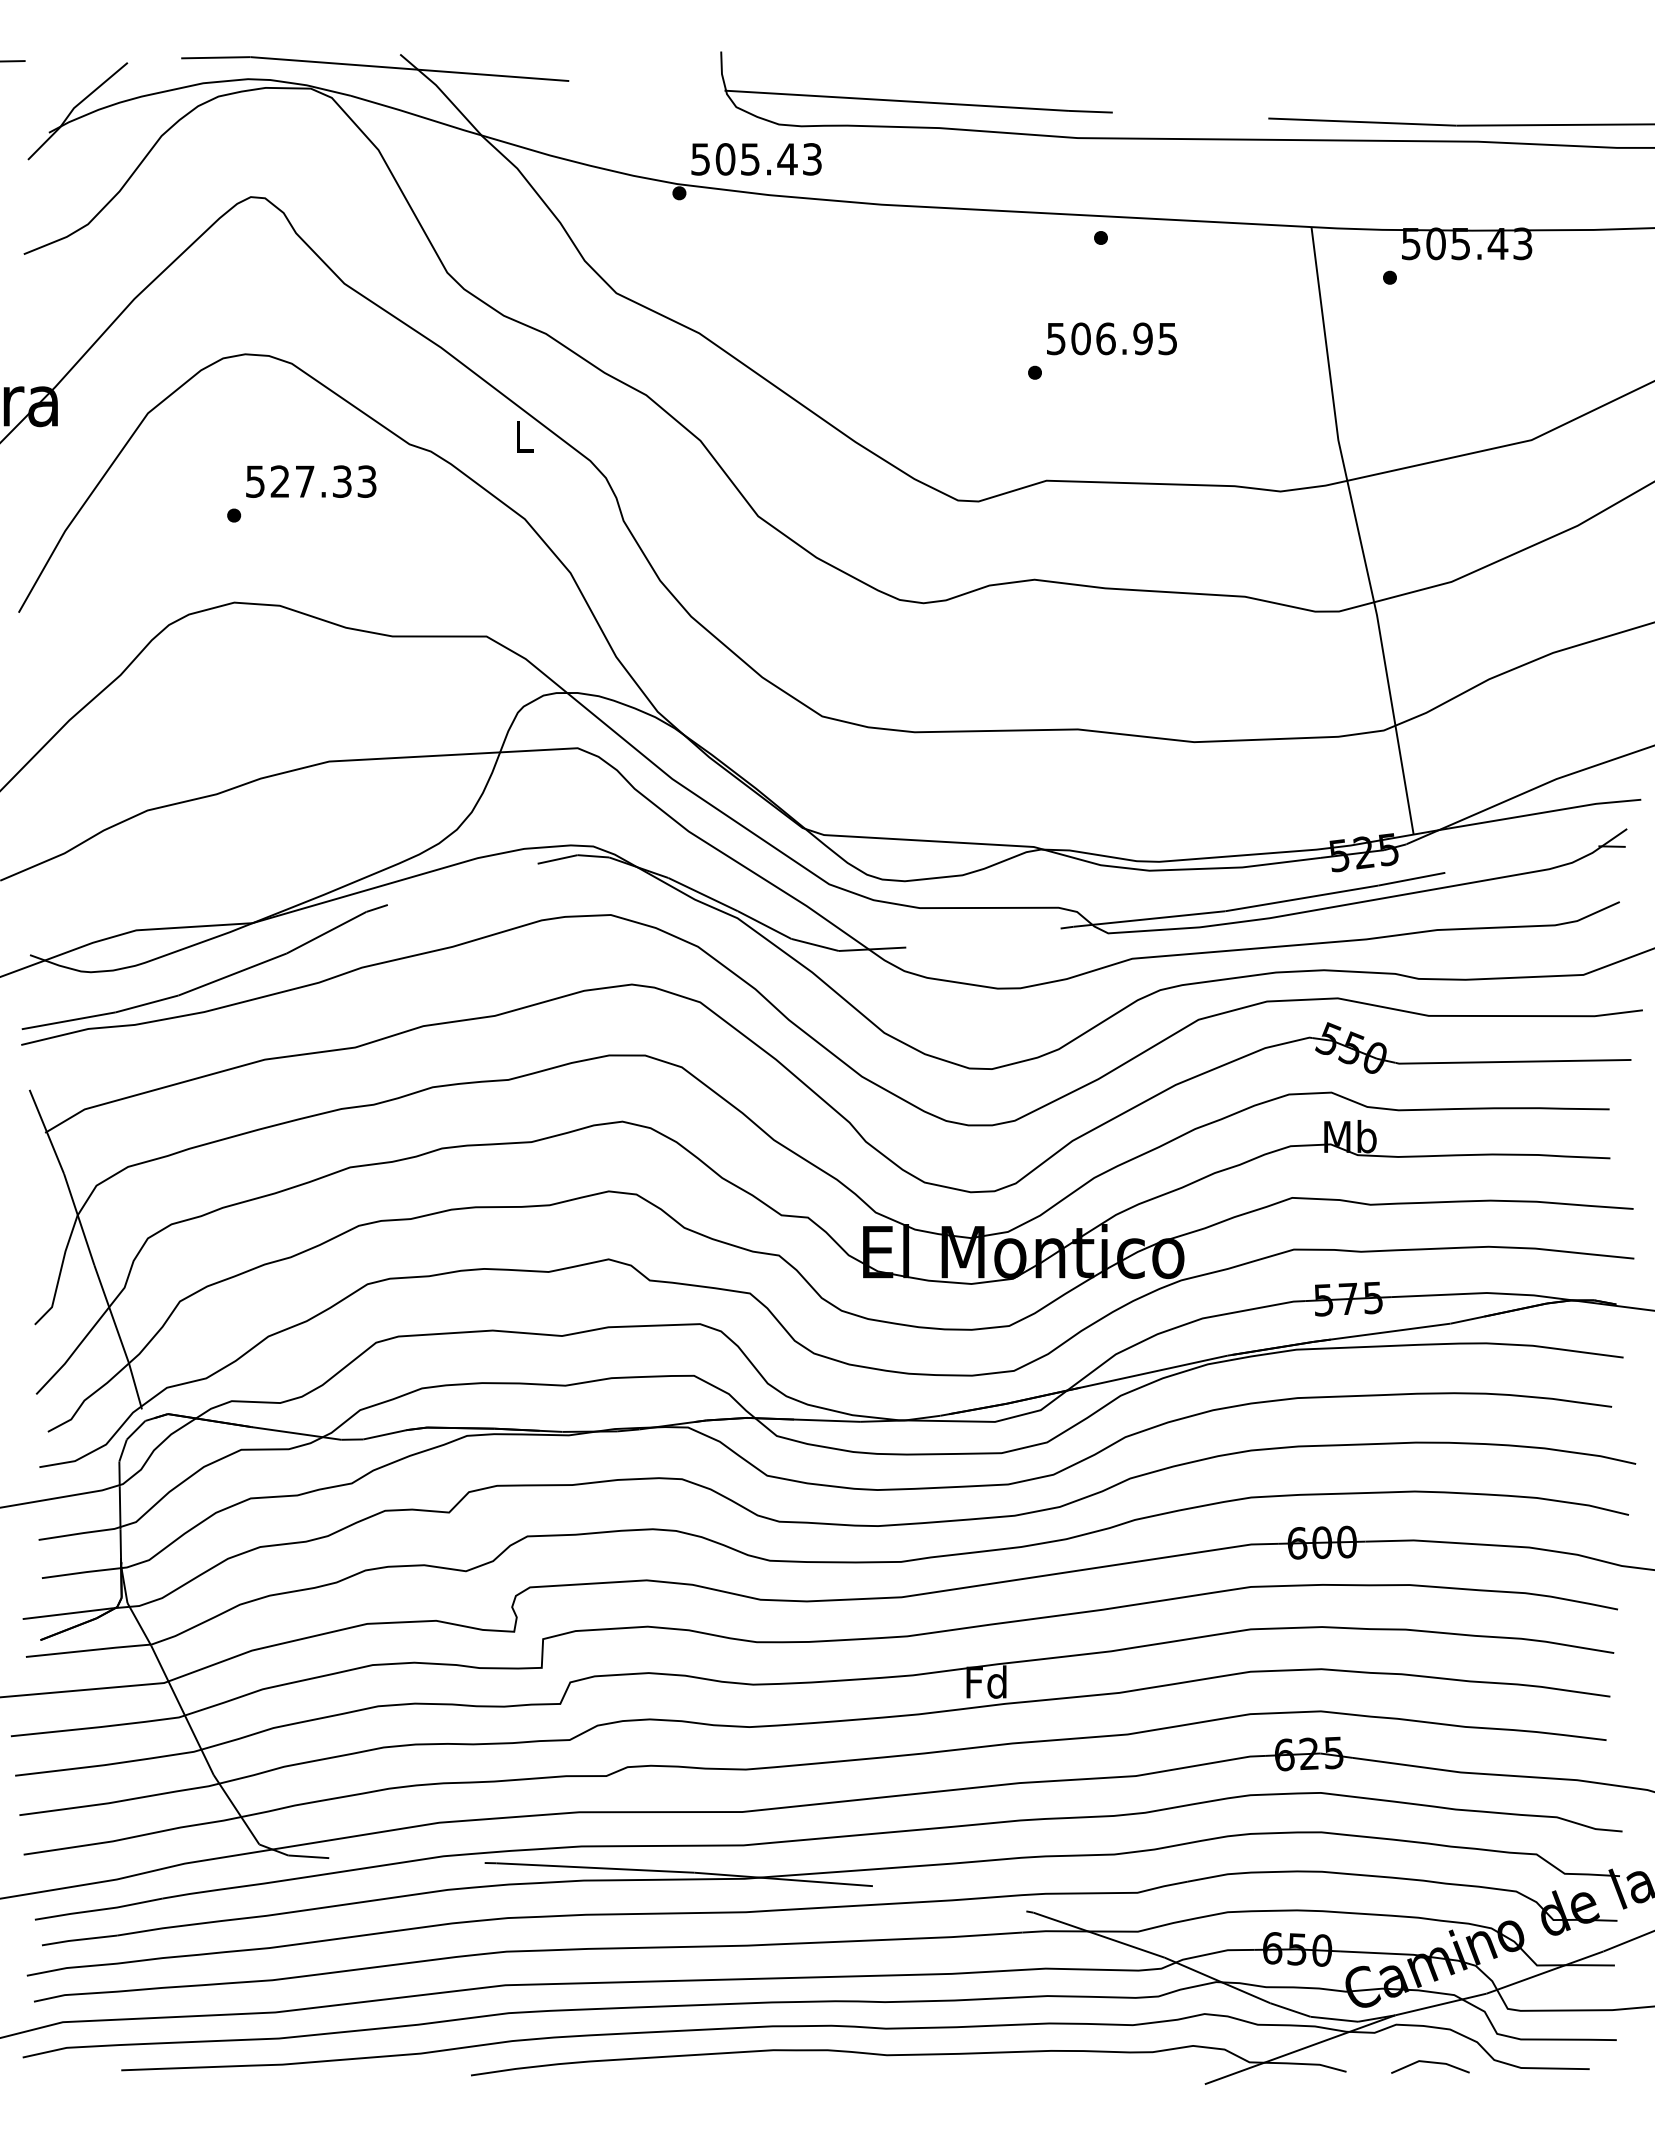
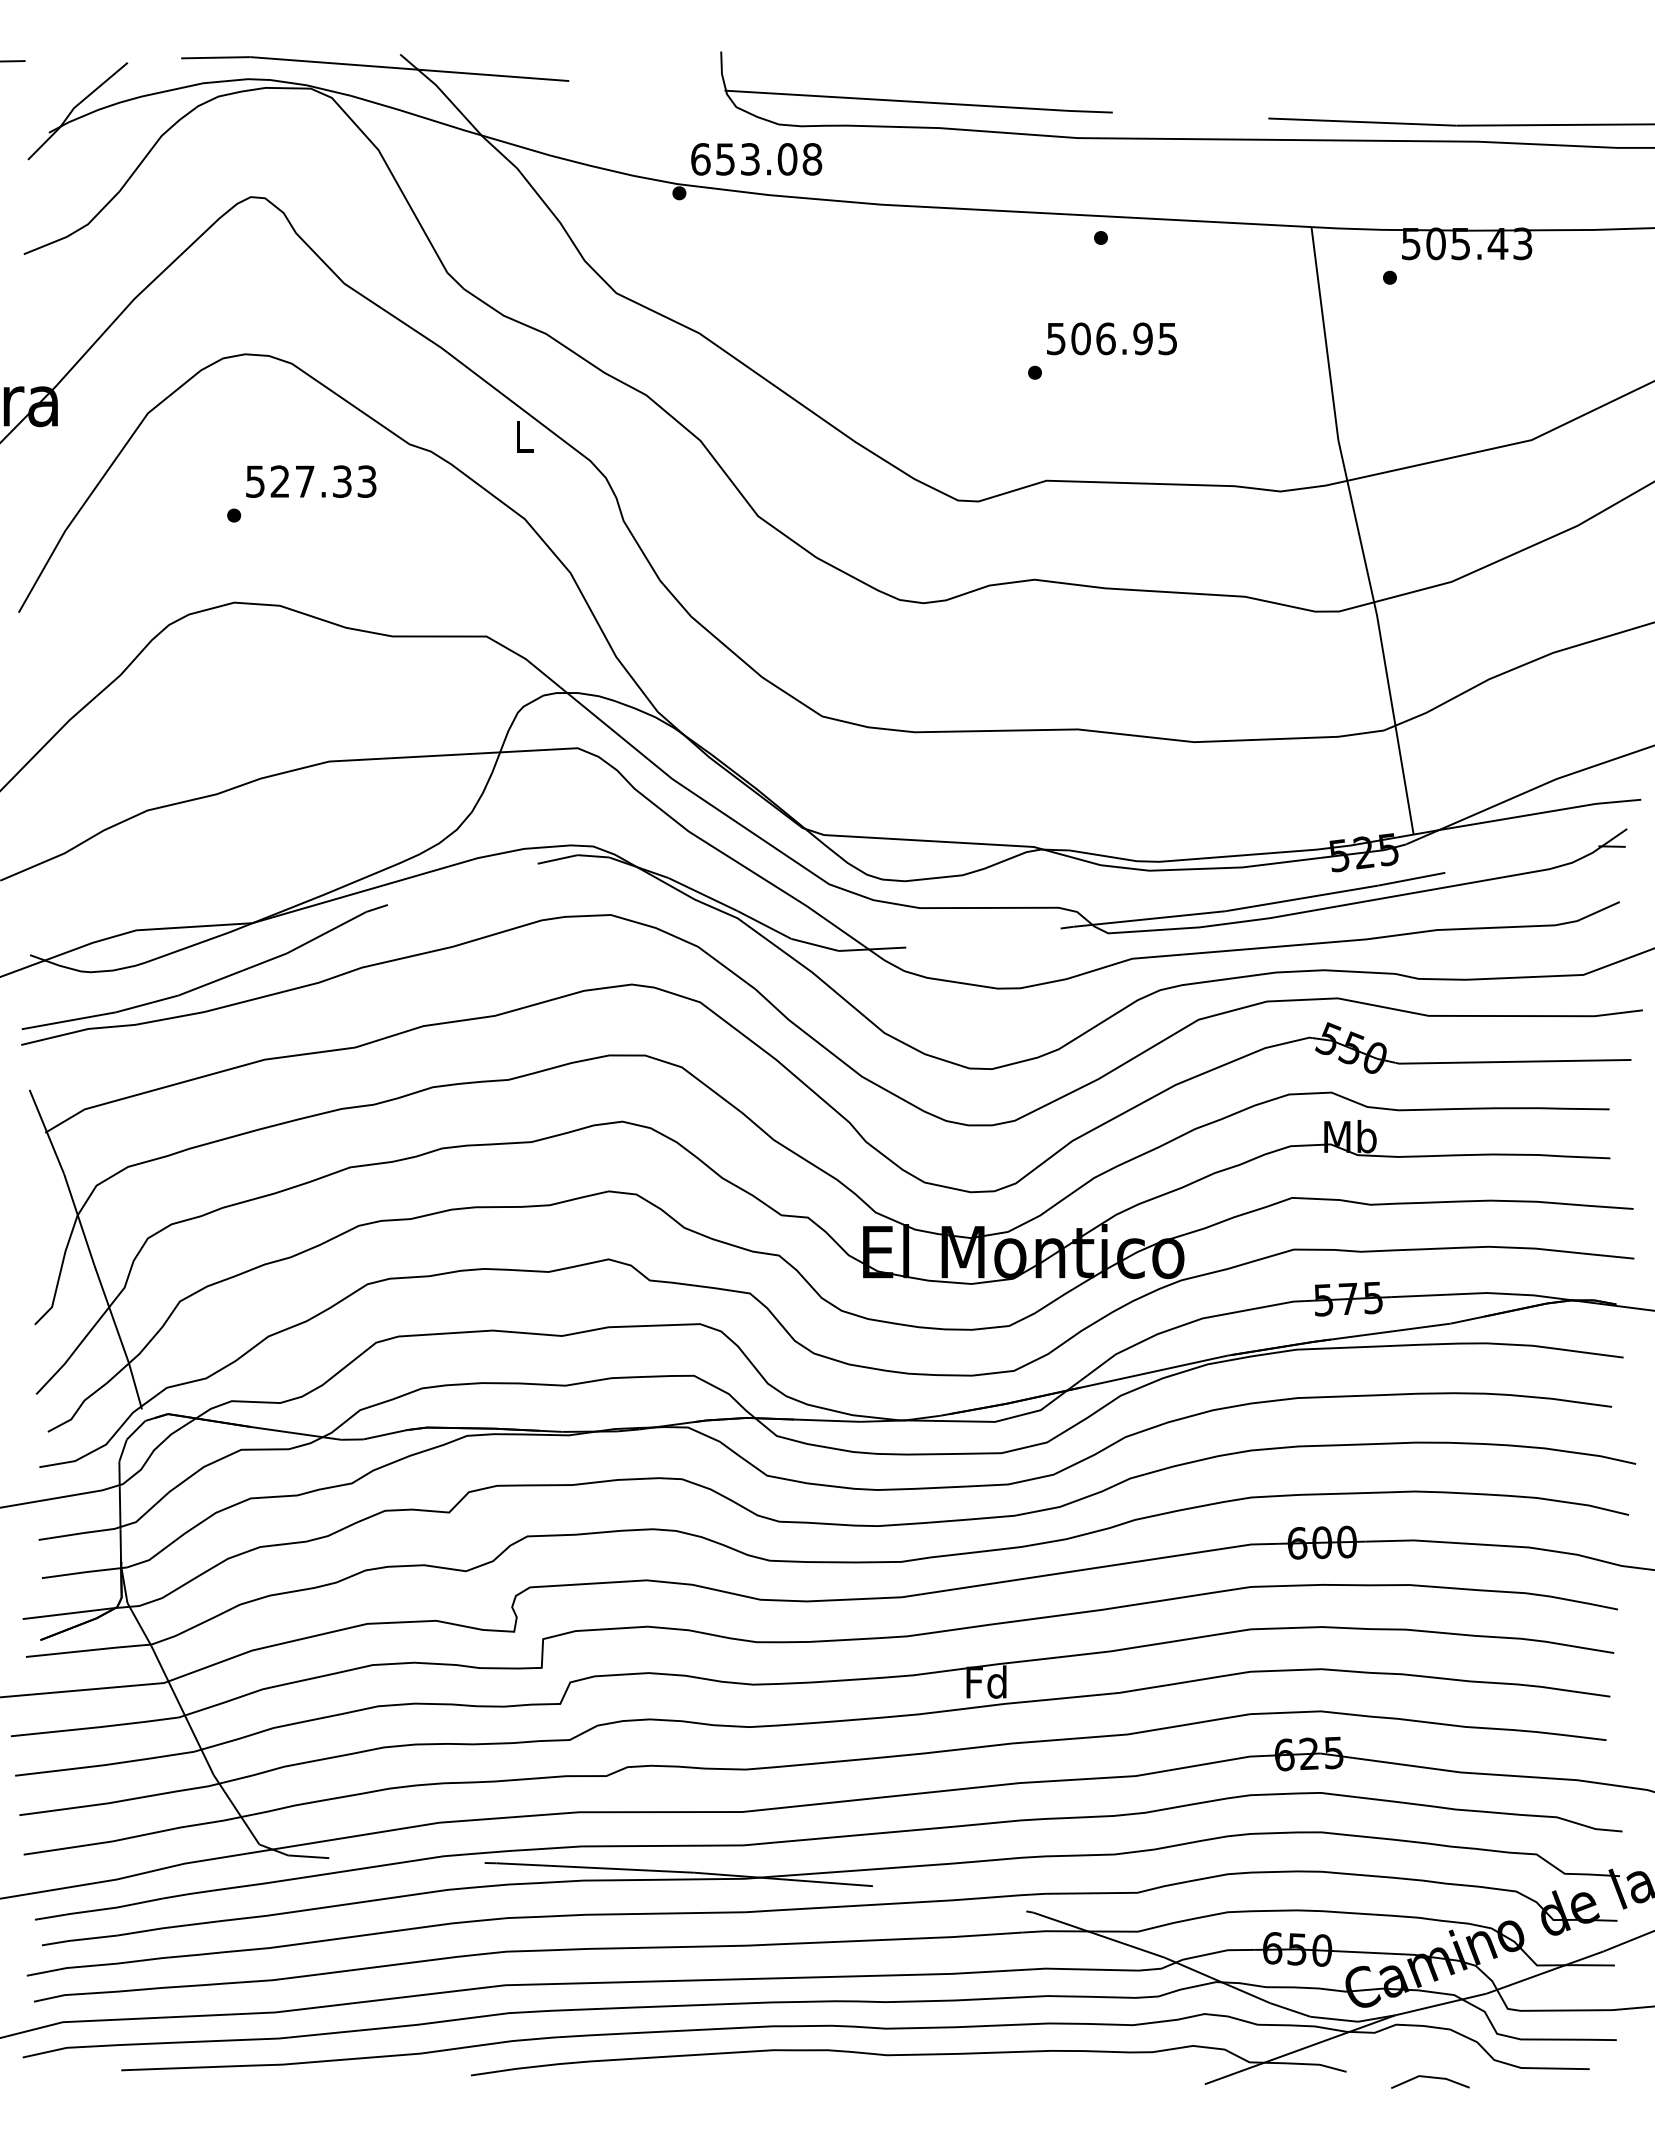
text: 505.43 -> 653.08 (756, 159)
line position: (1430, 2063) -> (1430, 2078) (1430, 2078)
